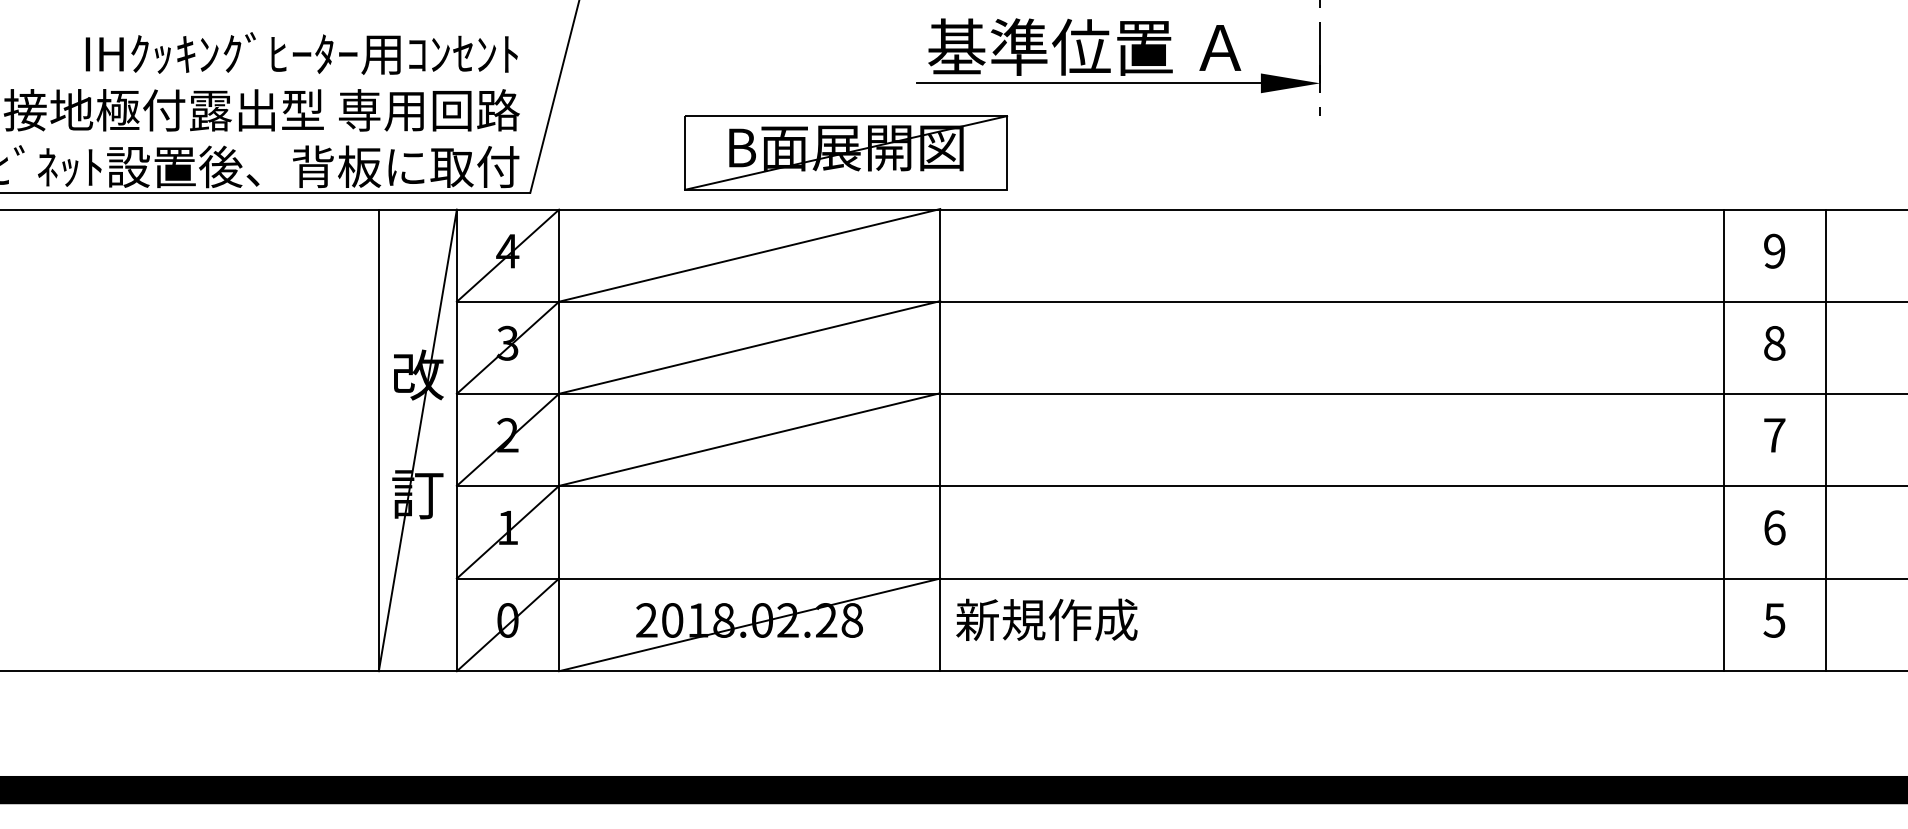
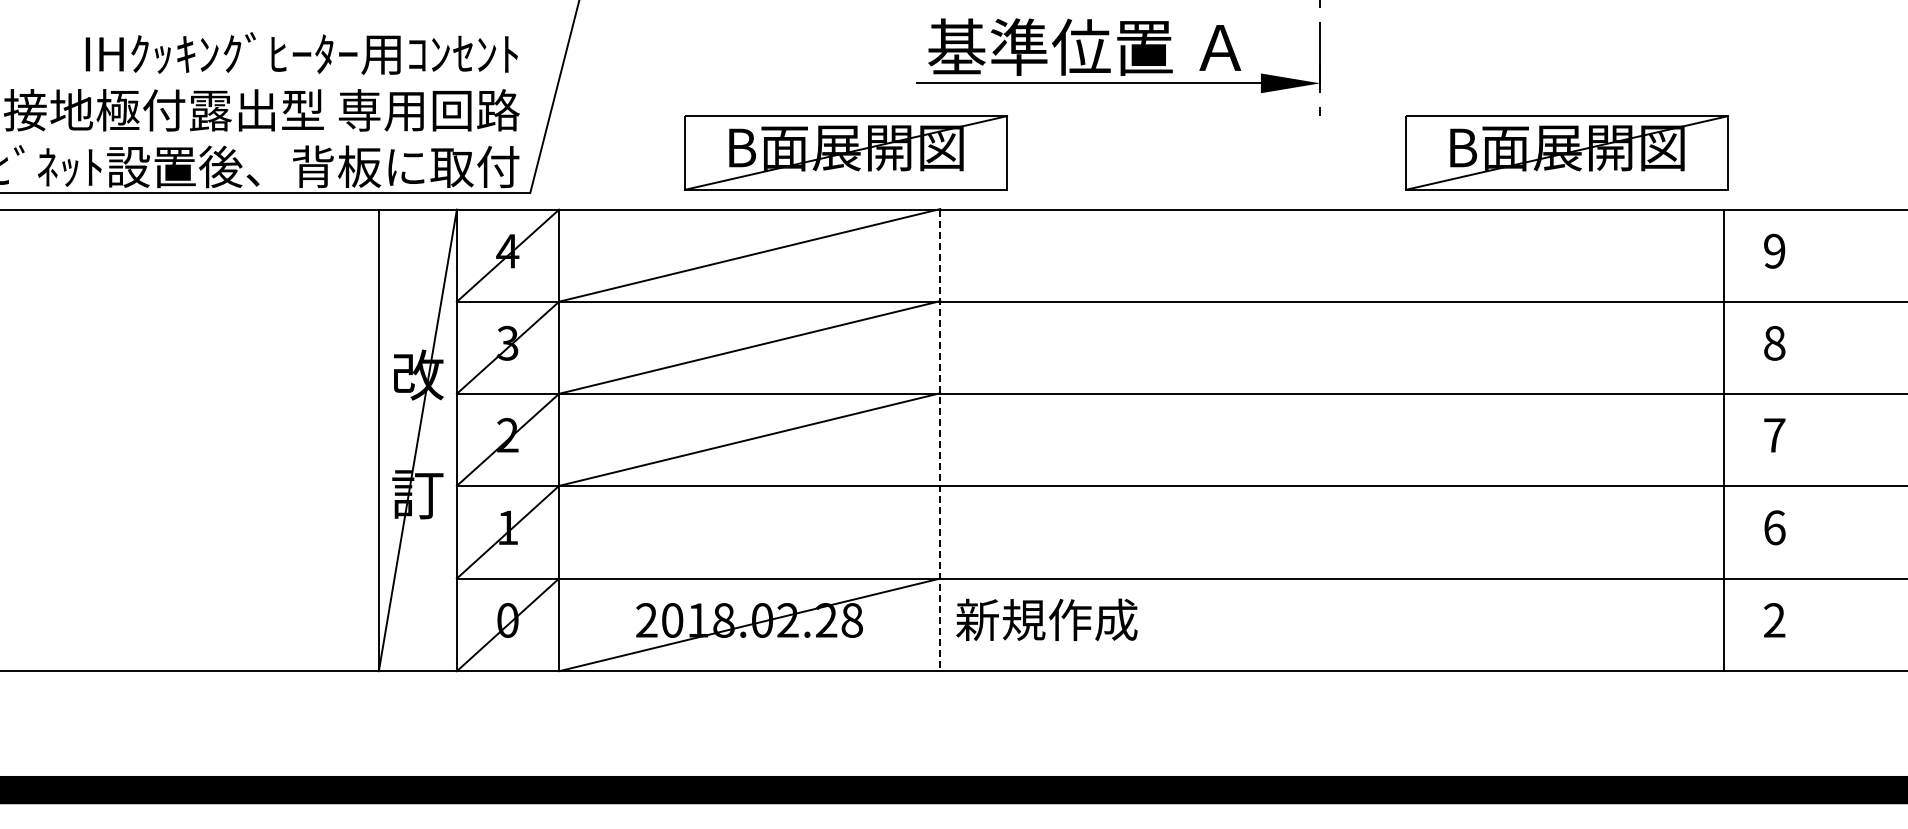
part: none -> present (1567, 152)
line: solid -> dashed (940, 440)
line: present -> none (1825, 440)
text: 5 -> 2 (1774, 620)
